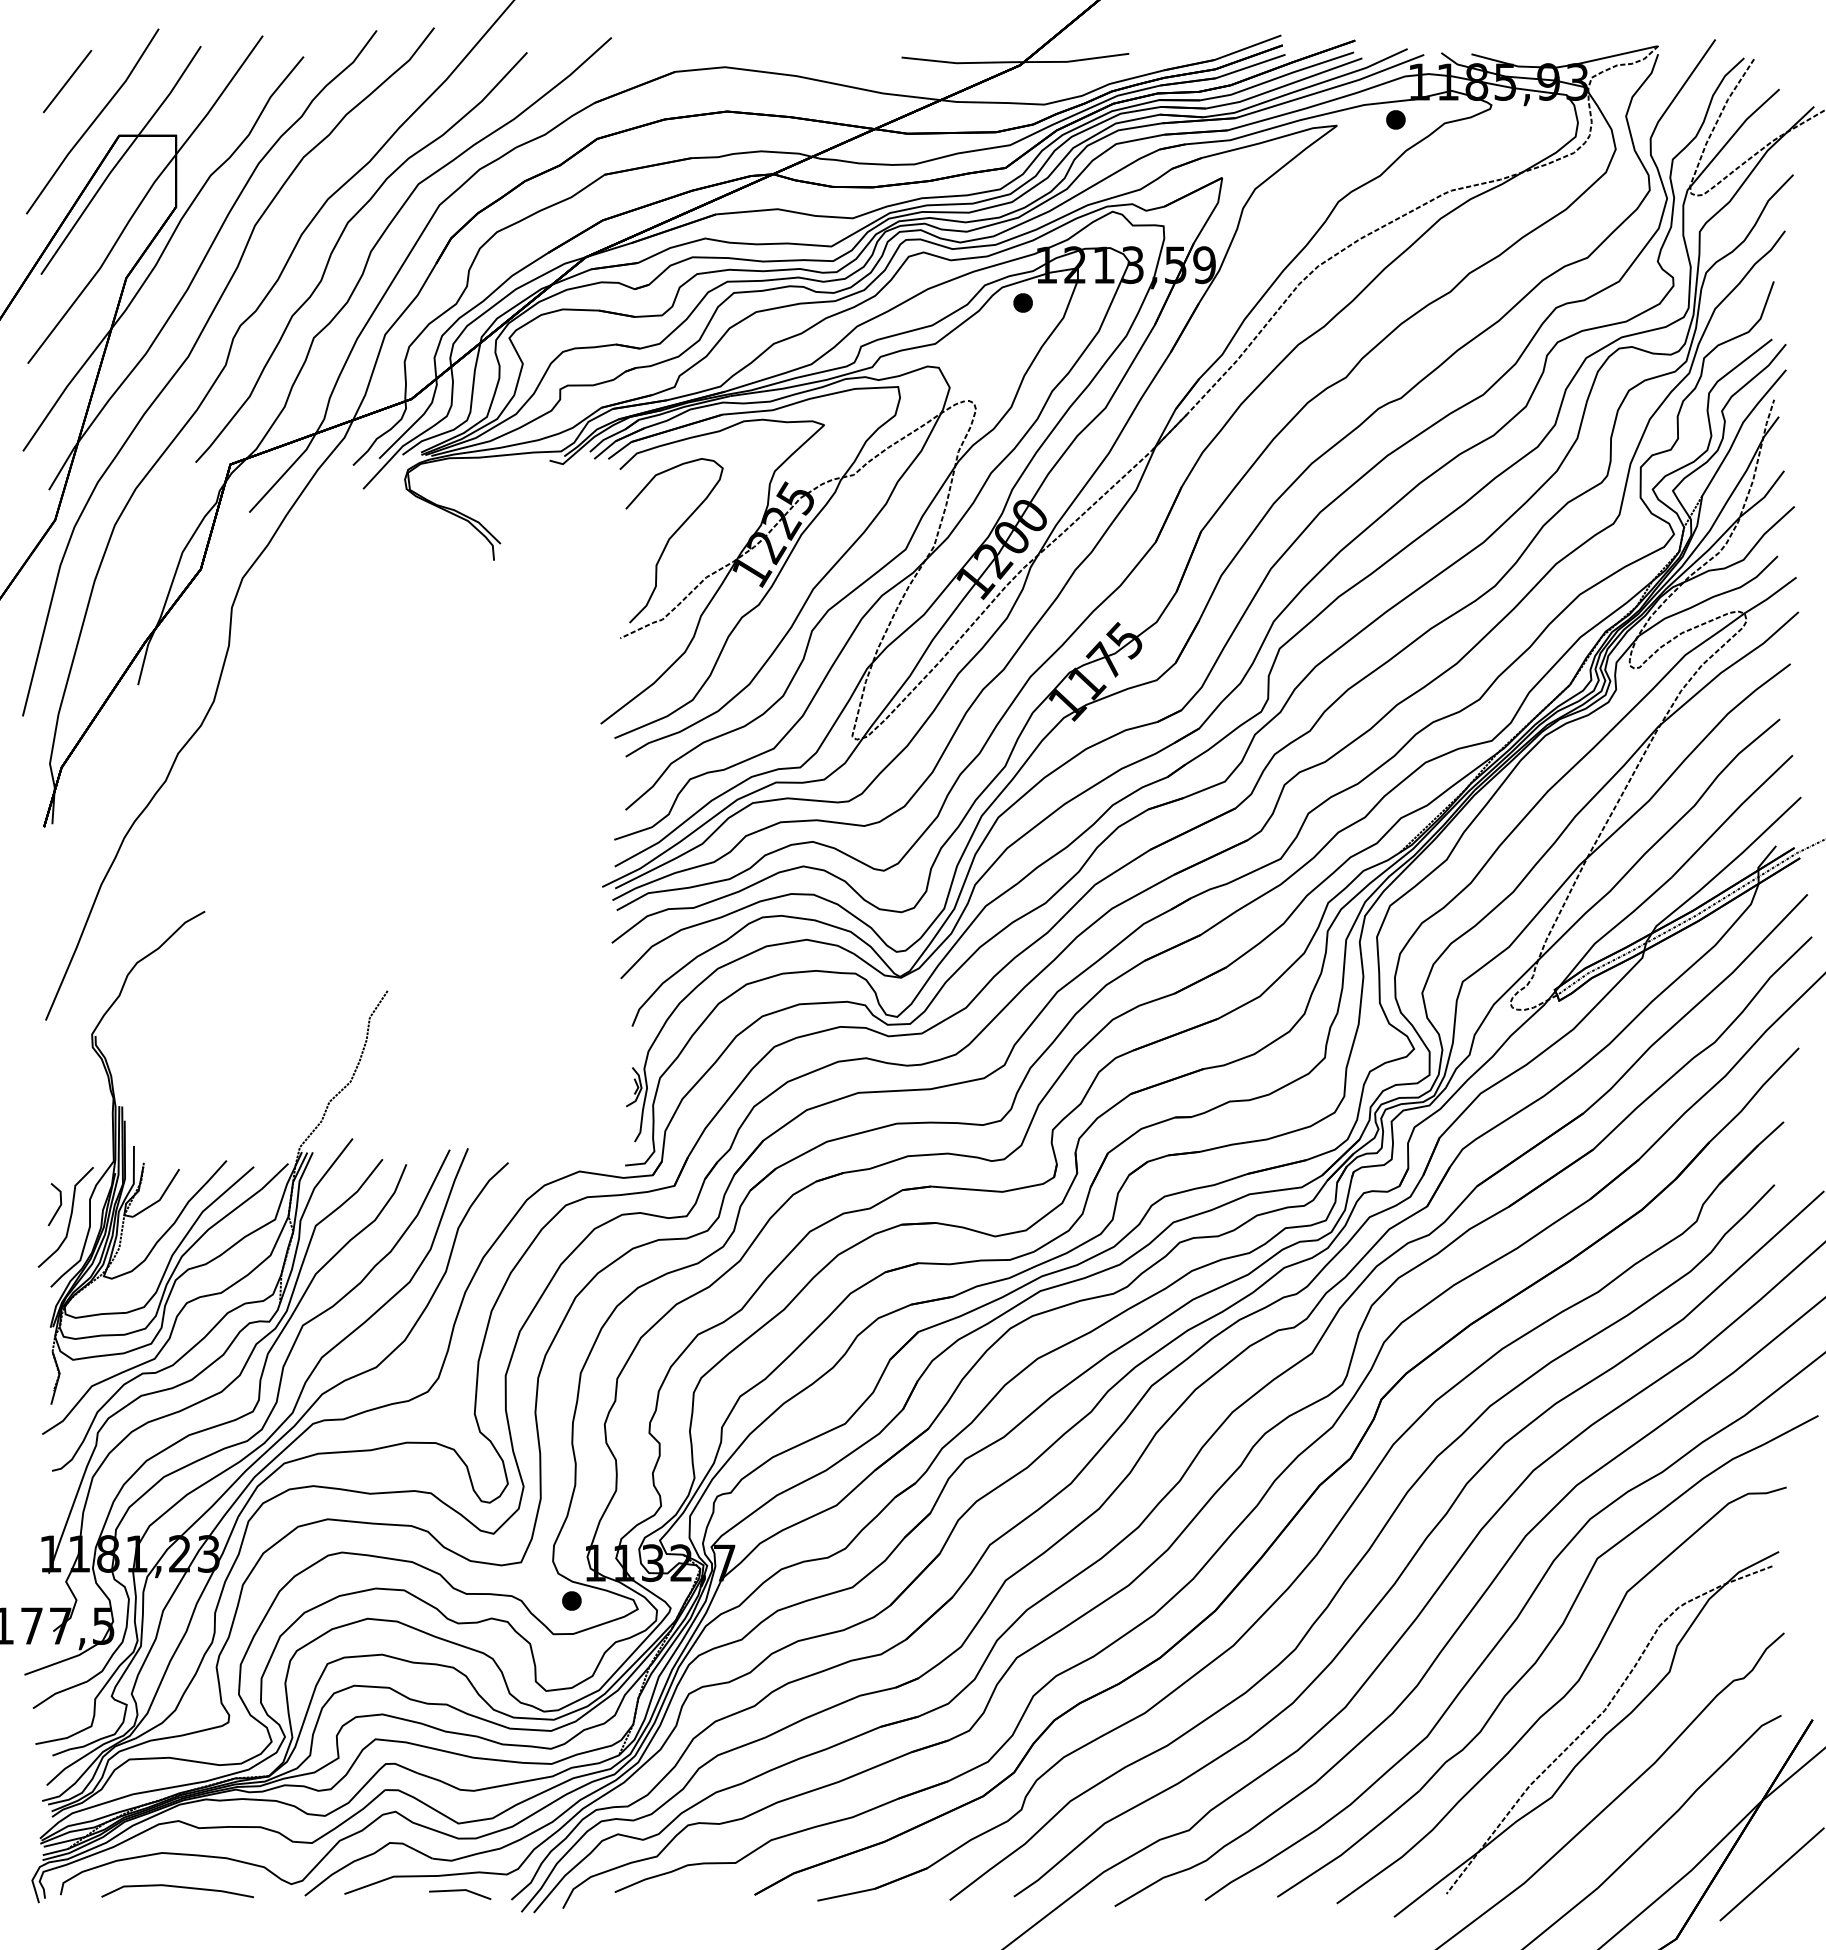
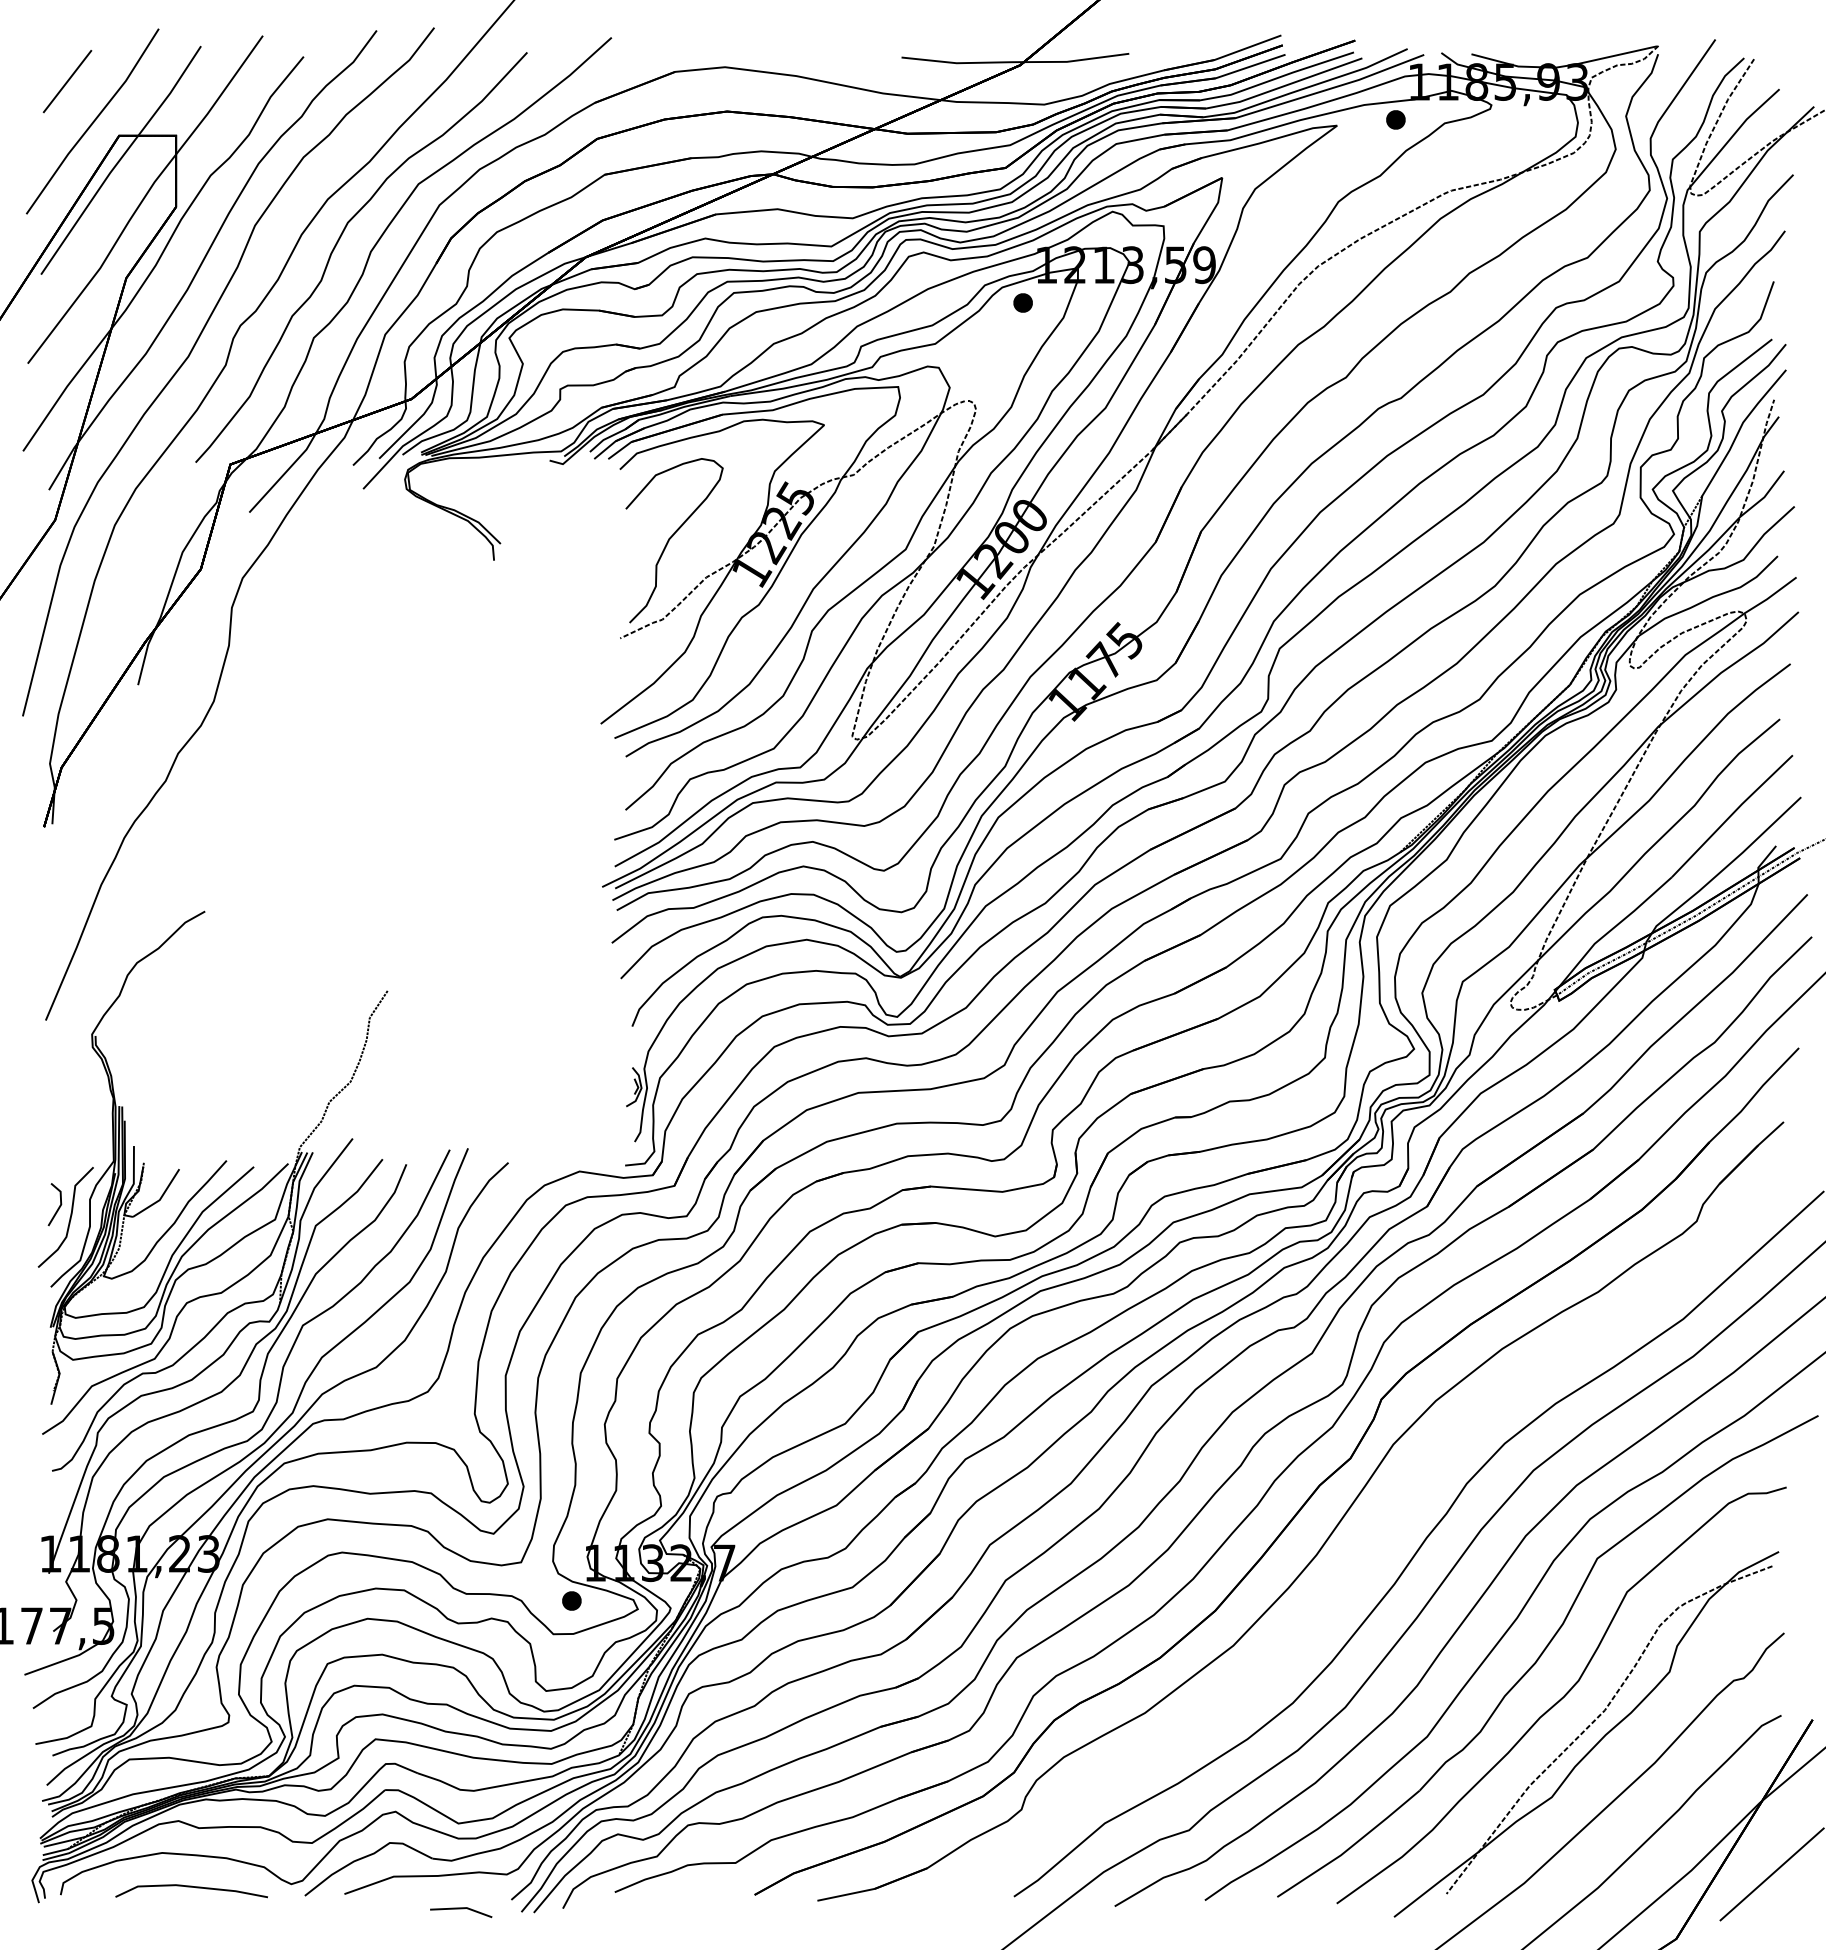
curve: present -> none (1368, 1548)
line position: (177, 1887) -> (191, 1887) (191, 1887)
line position: (460, 1891) -> (461, 1909) (461, 1909)
